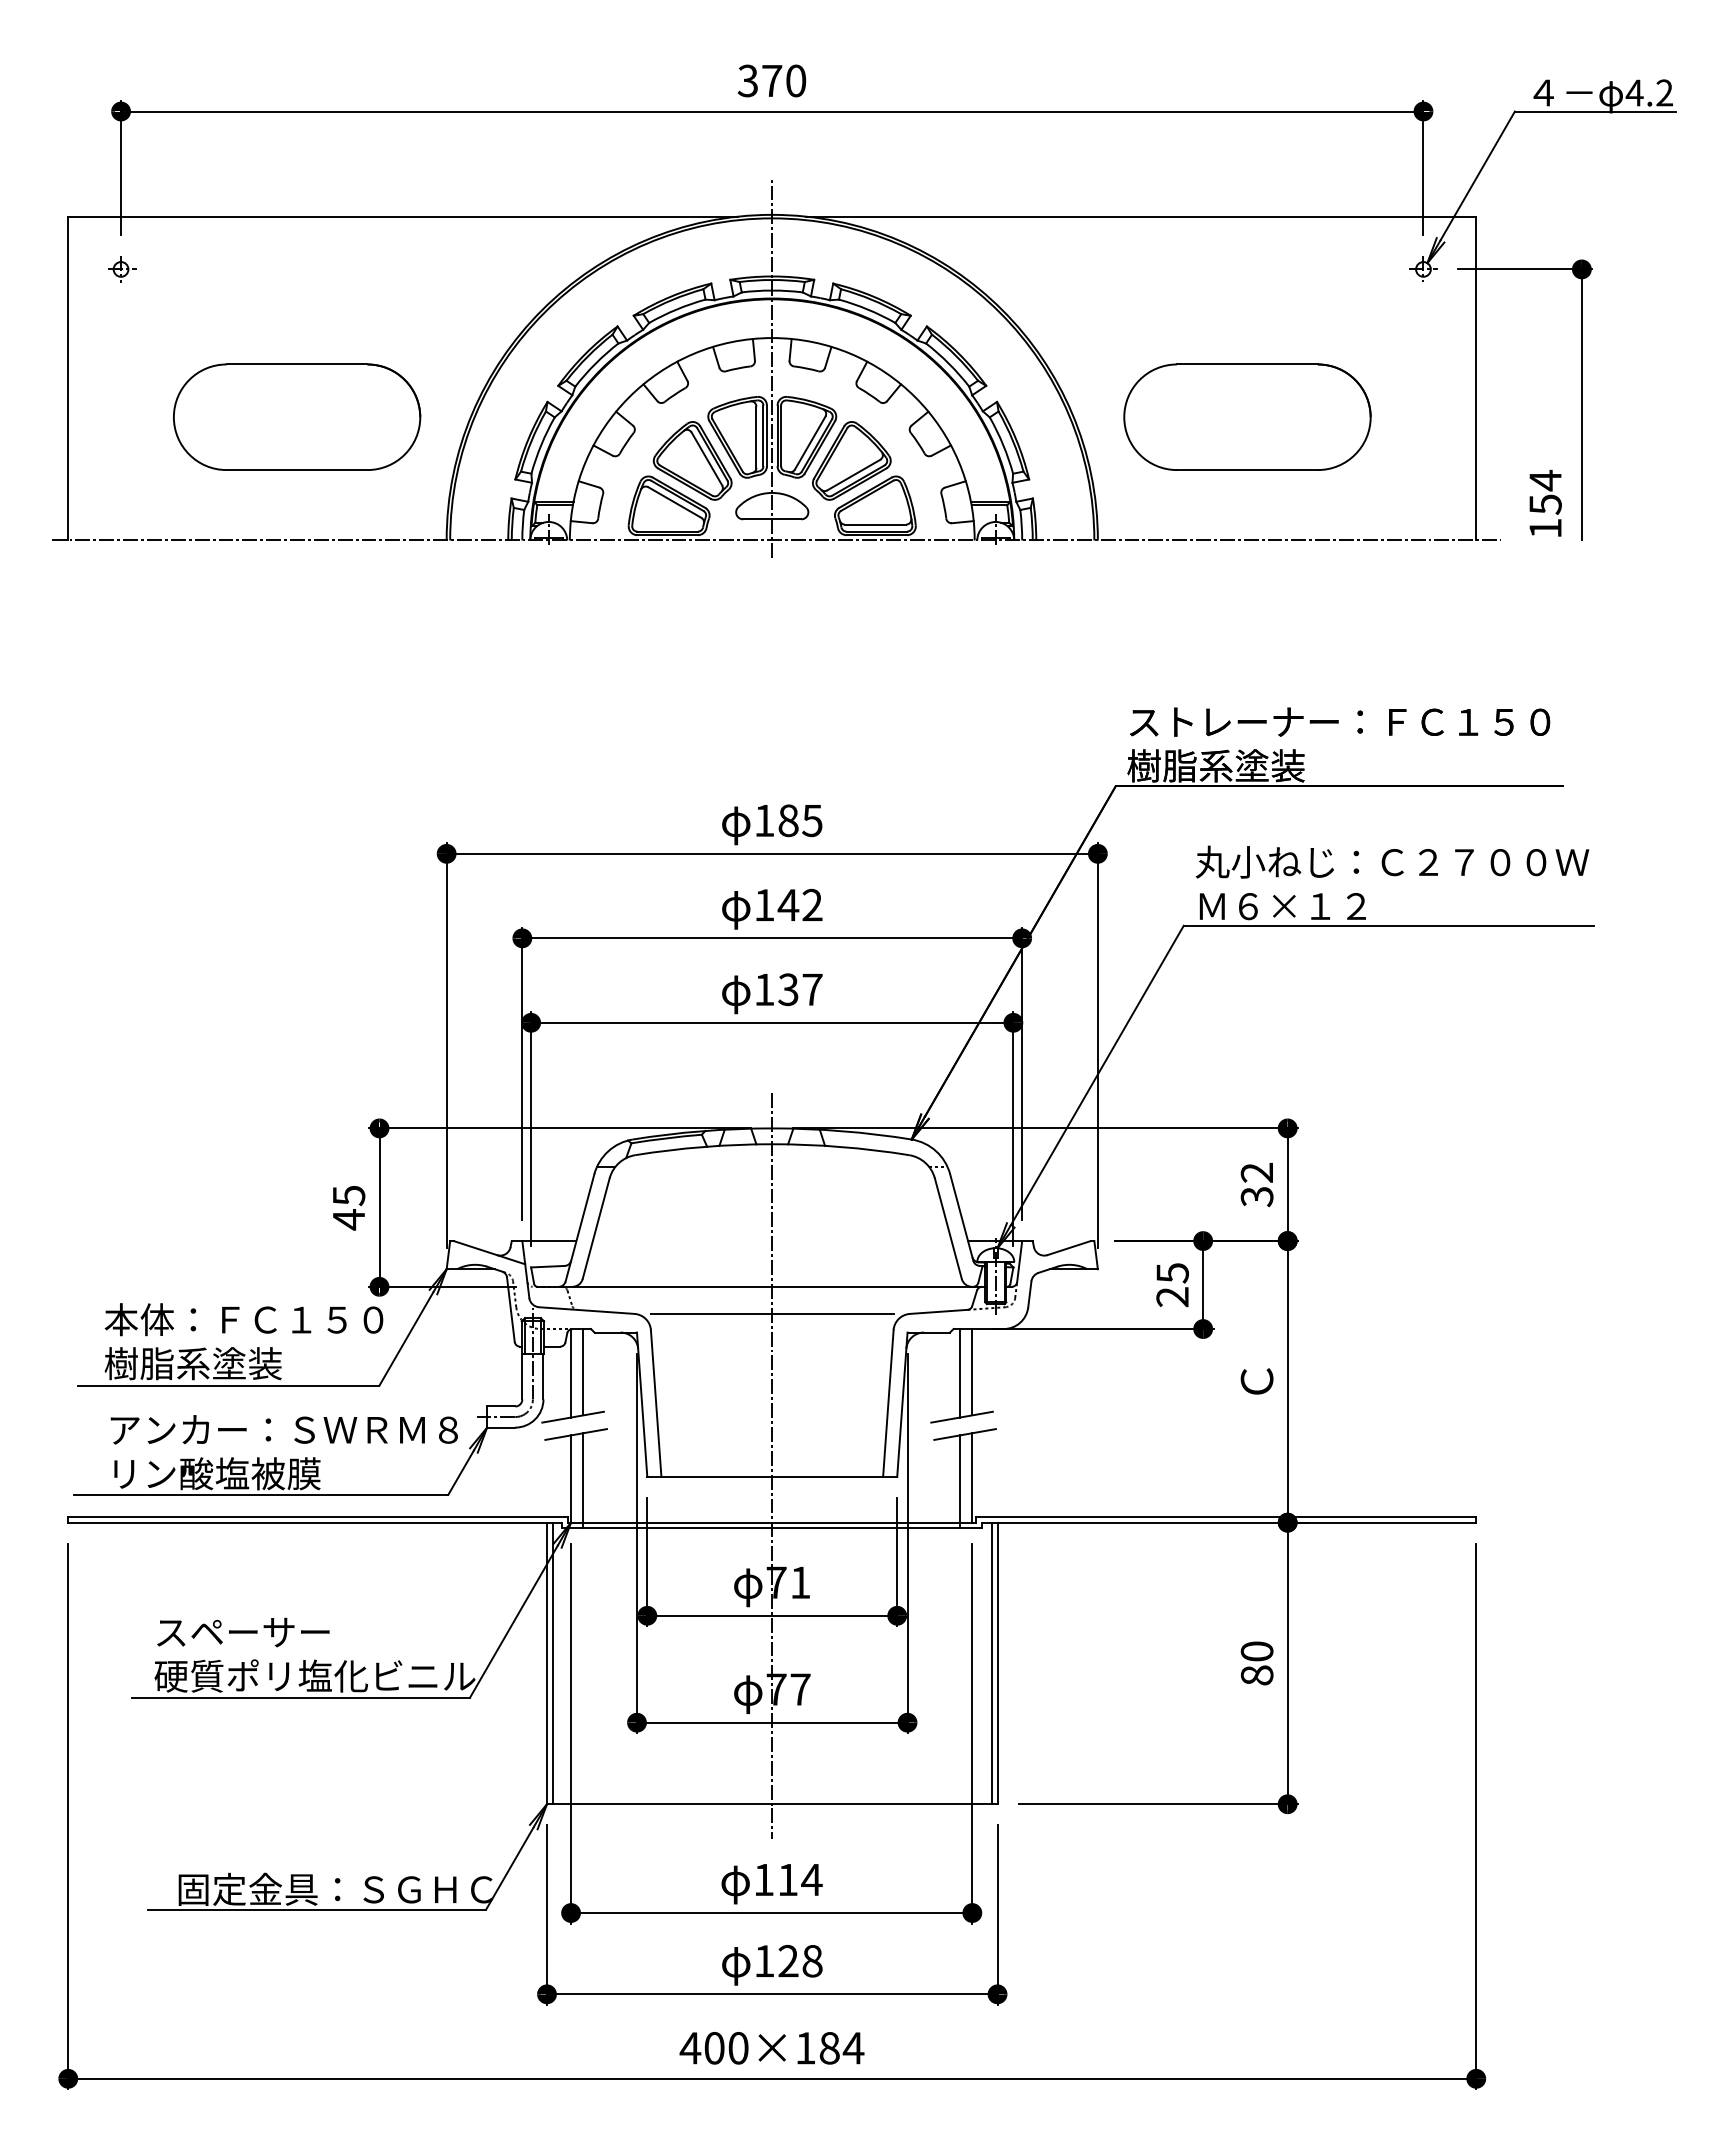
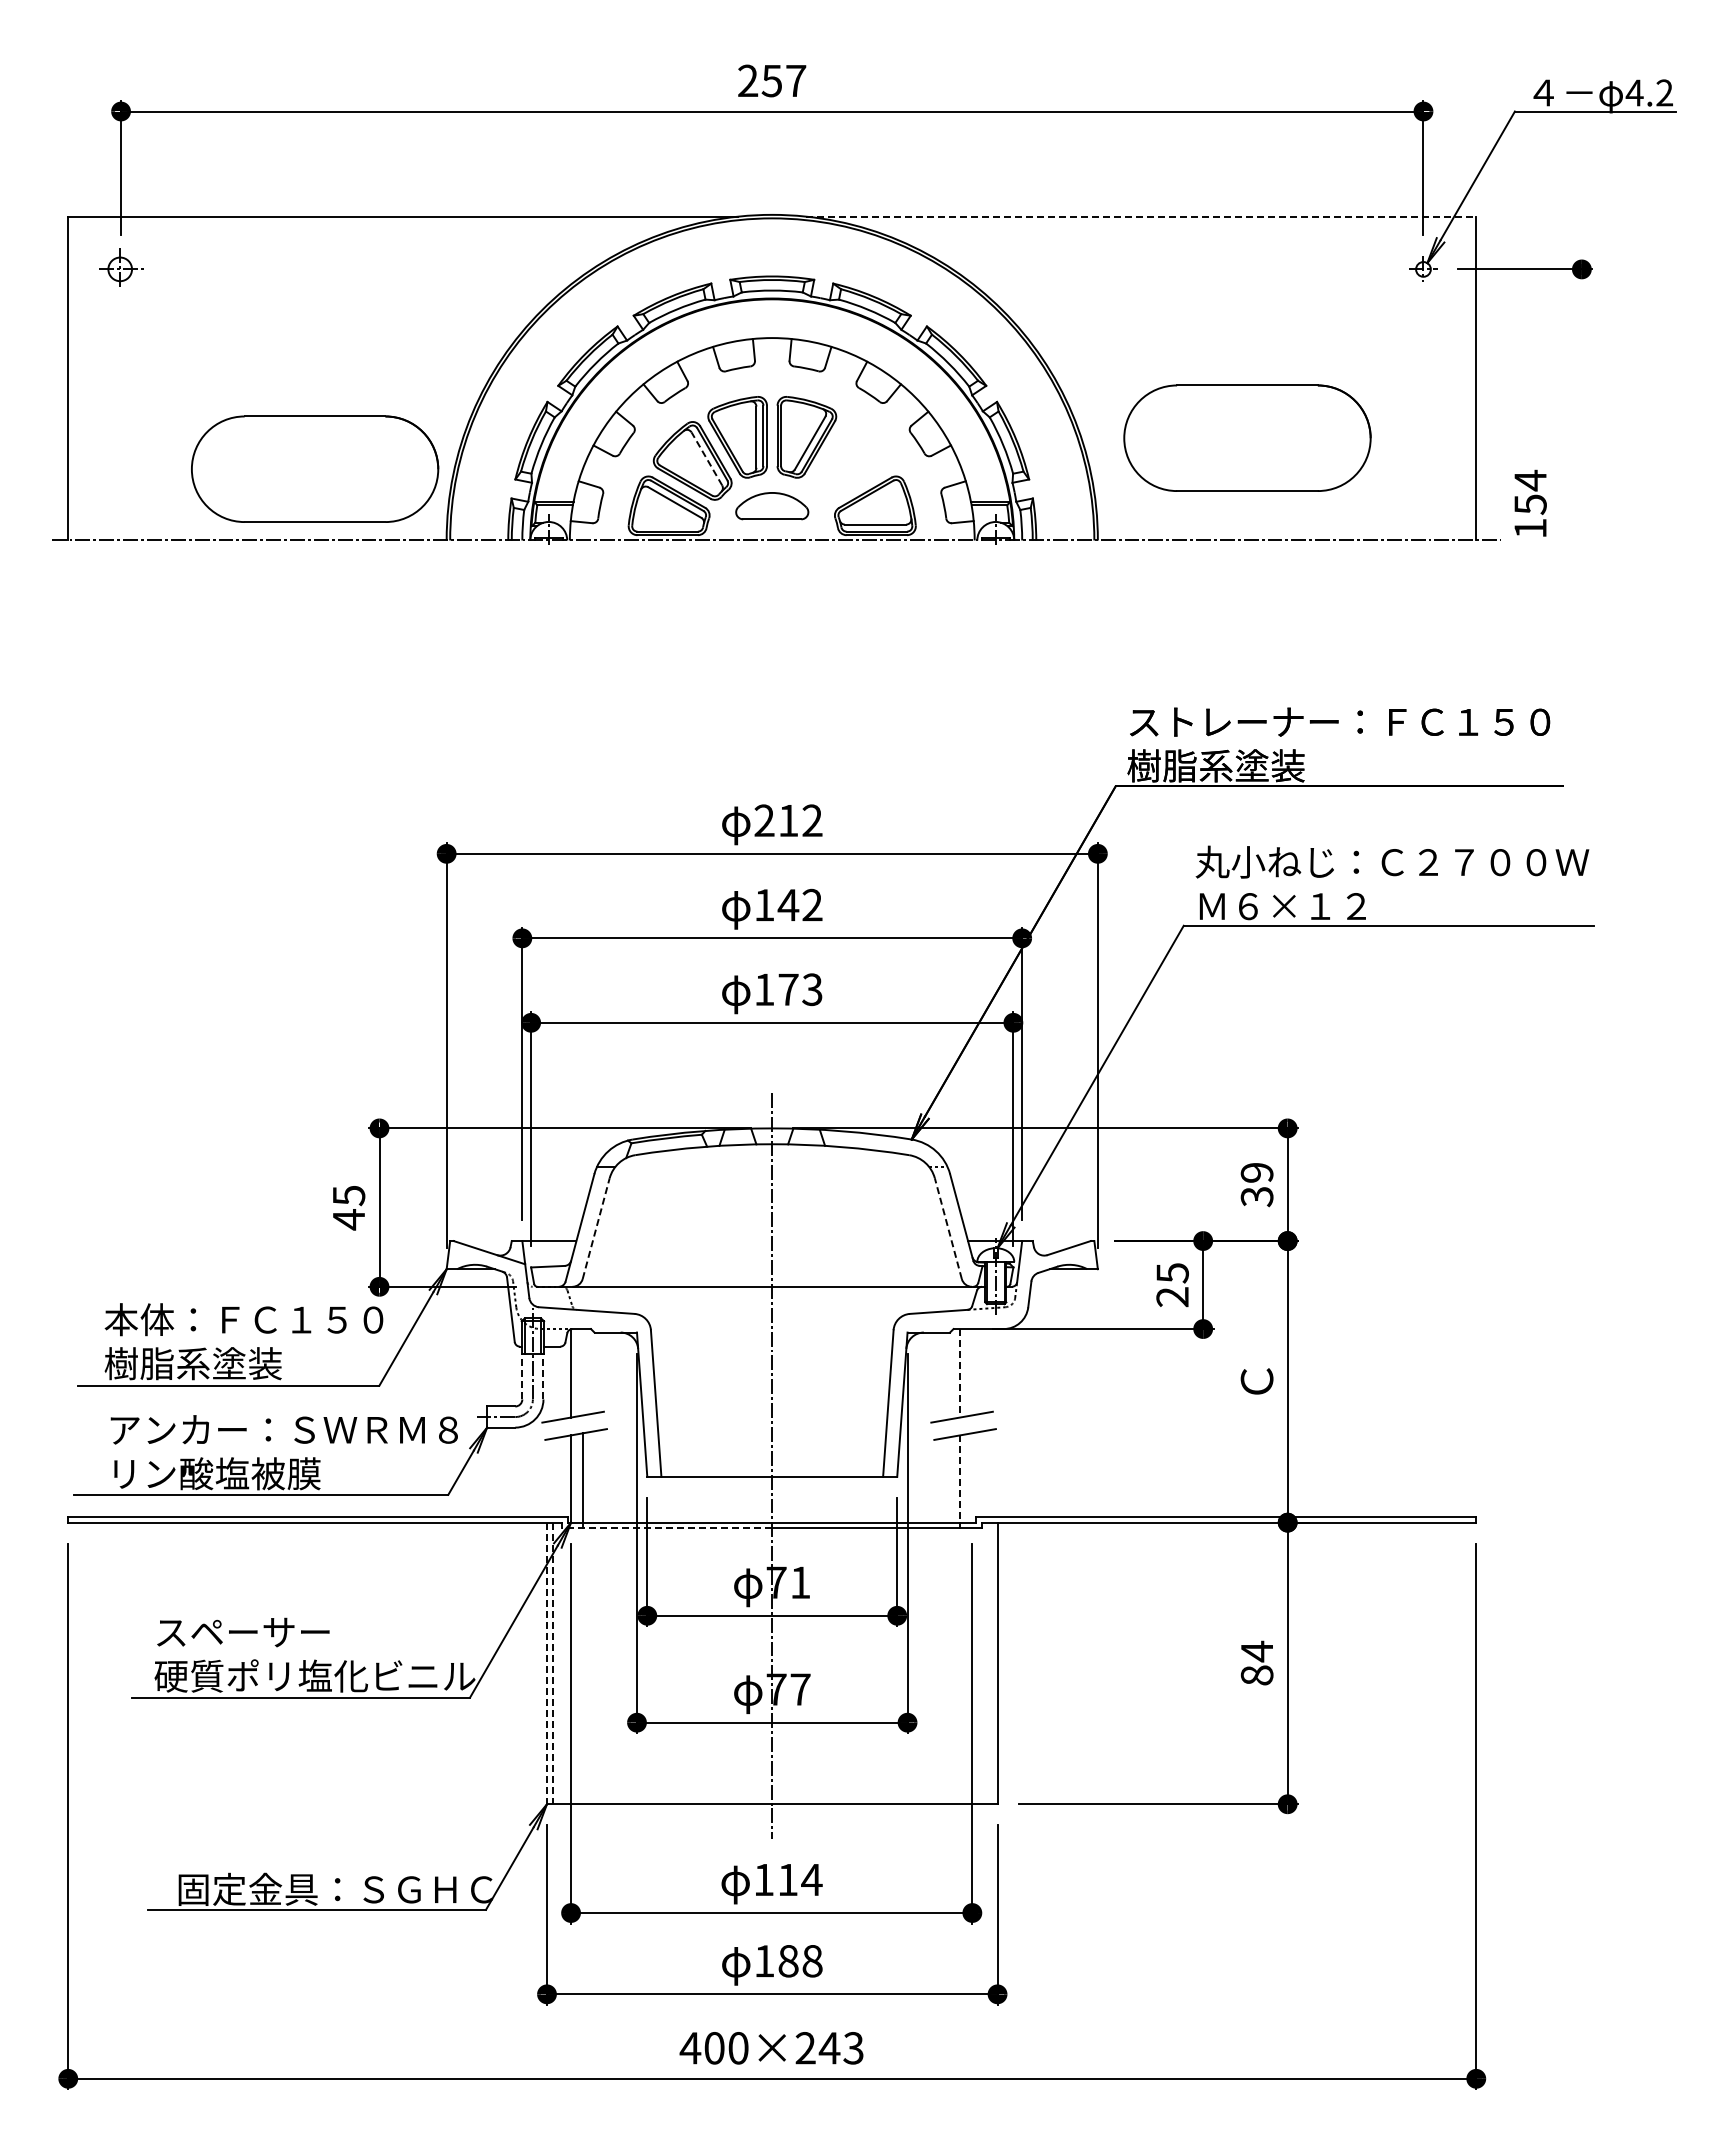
text: 370 -> 257 (771, 80)
line: solid -> dashed (1141, 216)
part size: 29x27 px -> 45x39 px (121, 267)
line: present -> none (772, 368)
line: present -> none (1581, 404)
part position: (297, 416) -> (315, 468) (315, 468)
part position: (1247, 416) -> (1247, 437) (1247, 437)
line: solid -> dashed (706, 458)
part: present -> none (851, 460)
text position: (1545, 502) -> (1530, 502) (1530, 502)
text: 185 -> 212 (788, 820)
text: 137 -> 173 (800, 989)
text: 32 -> 39 (1257, 1172)
line: solid -> dashed (596, 1228)
line: solid -> dashed (948, 1228)
line: present -> none (771, 1313)
line: present -> none (583, 1372)
line: present -> none (972, 1372)
line: solid -> dashed (960, 1373)
line: solid -> dashed (522, 1376)
line: solid -> dashed (543, 1376)
line: present -> none (972, 1477)
line: solid -> dashed (960, 1479)
line: solid -> dashed (666, 1528)
text: 80 -> 84 (1256, 1651)
line: solid -> dashed (546, 1663)
line: solid -> dashed (552, 1663)
line: present -> none (991, 1663)
text: 128 -> 188 (788, 1960)
text: 400×184 -> 400×243 (829, 2048)
